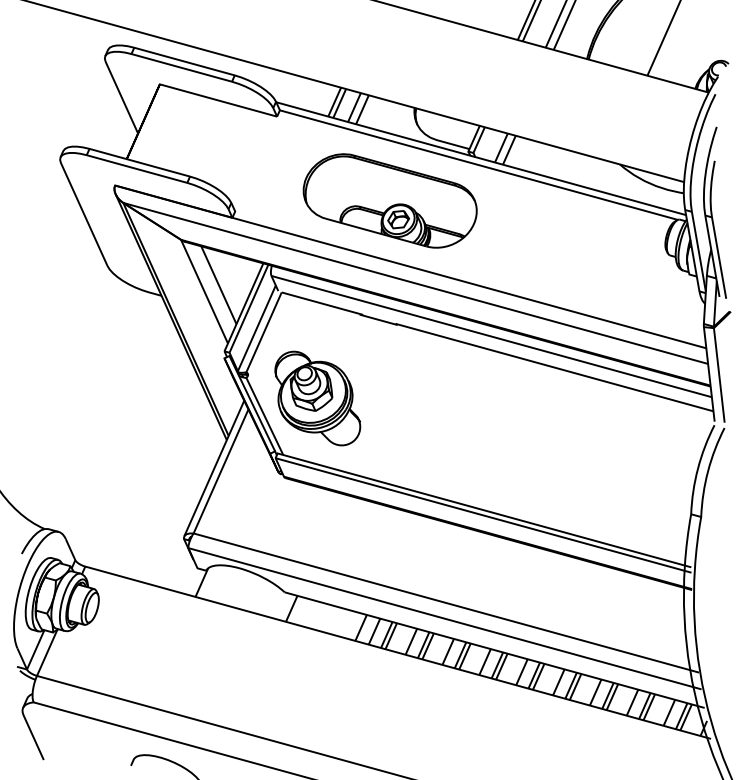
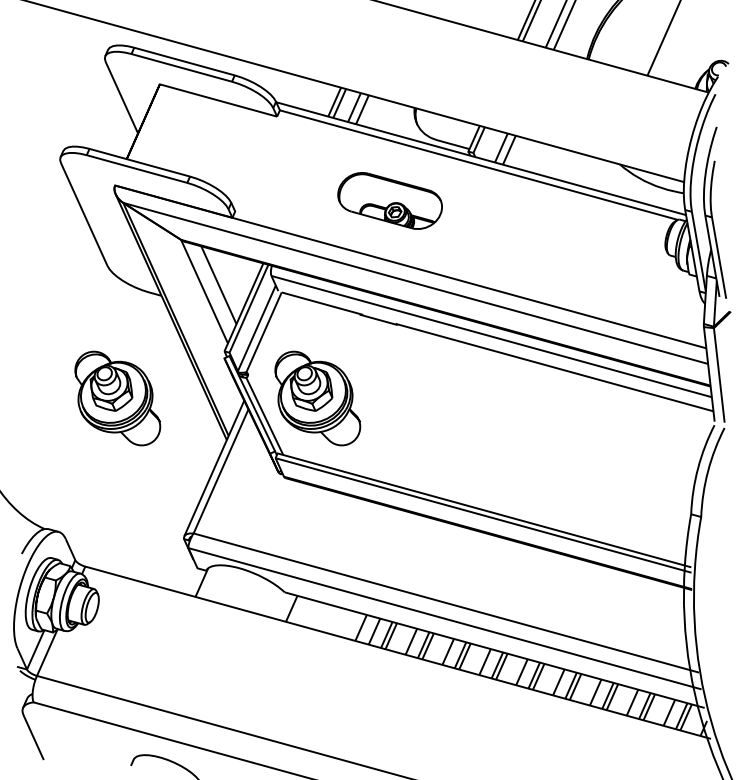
part size: 176x96 px -> 106x58 px (389, 200)
part: none -> present (117, 398)
